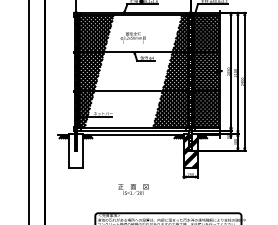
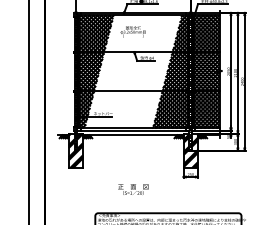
text position: (132, 37) -> (132, 31) (132, 31)
hatch: none -> present (75, 150)
